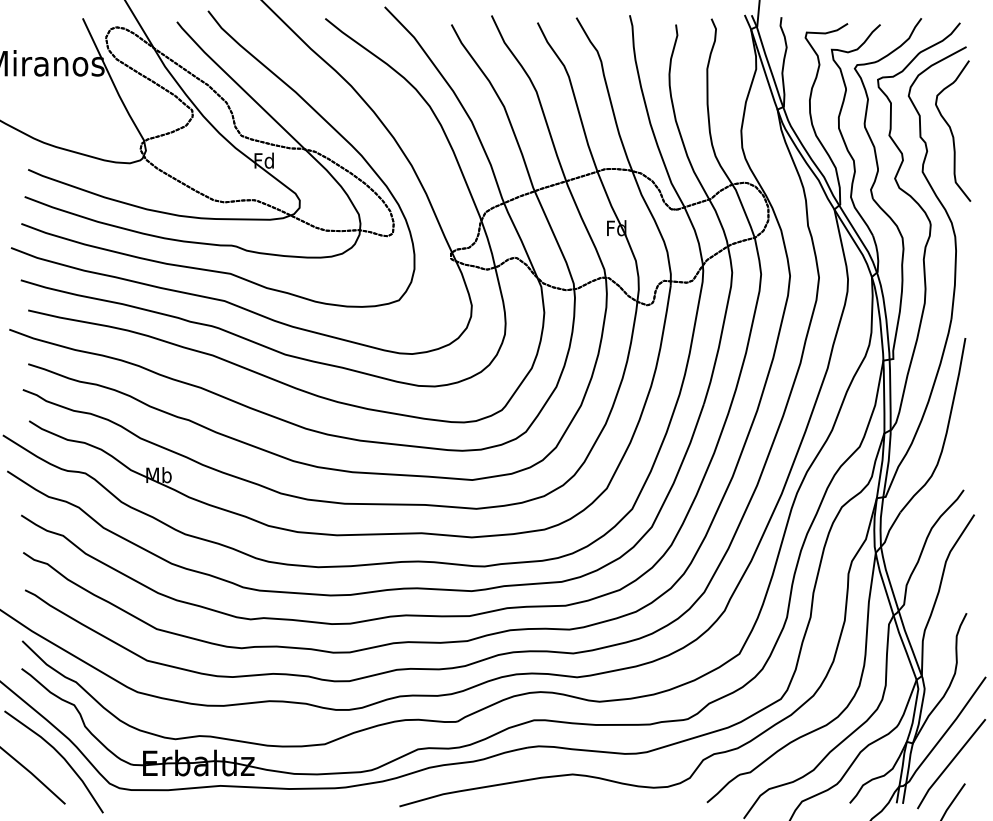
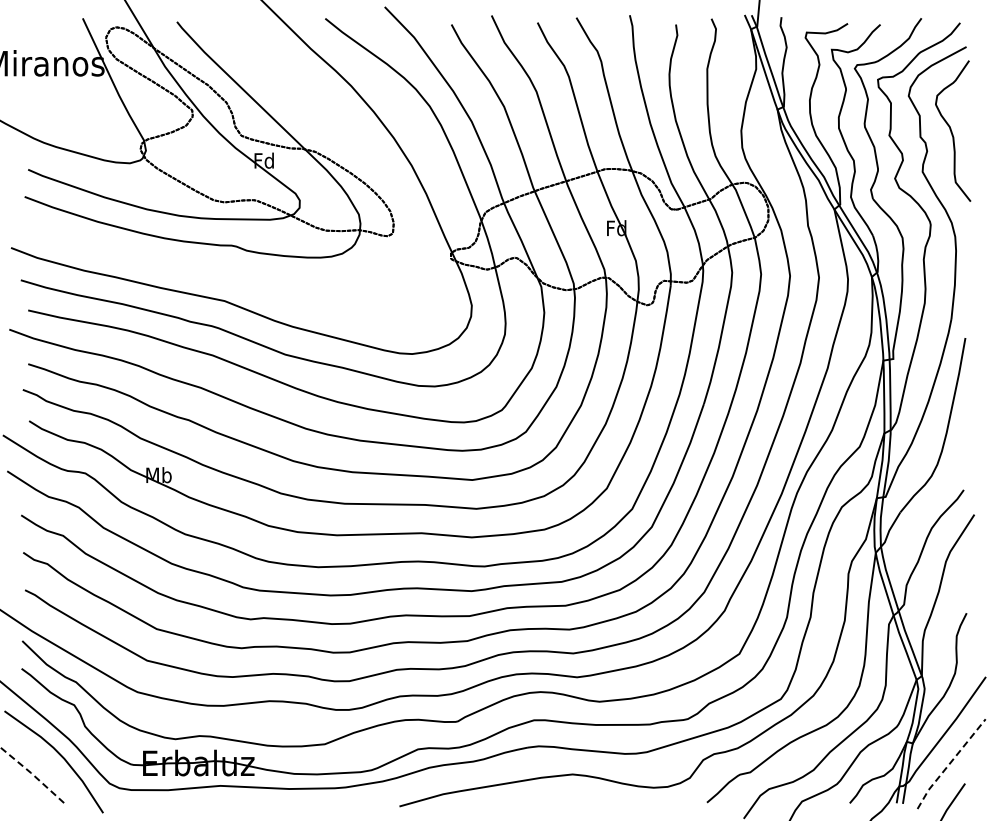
curve: present -> none (283, 83)
line: solid -> dashed (950, 763)
line: solid -> dashed (33, 775)
